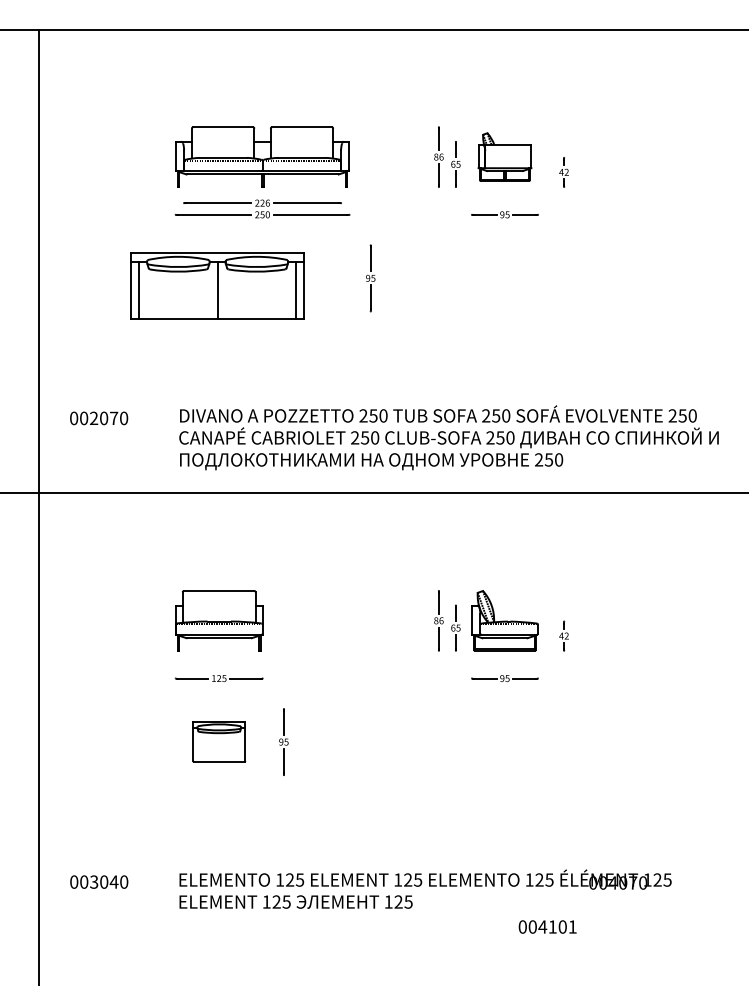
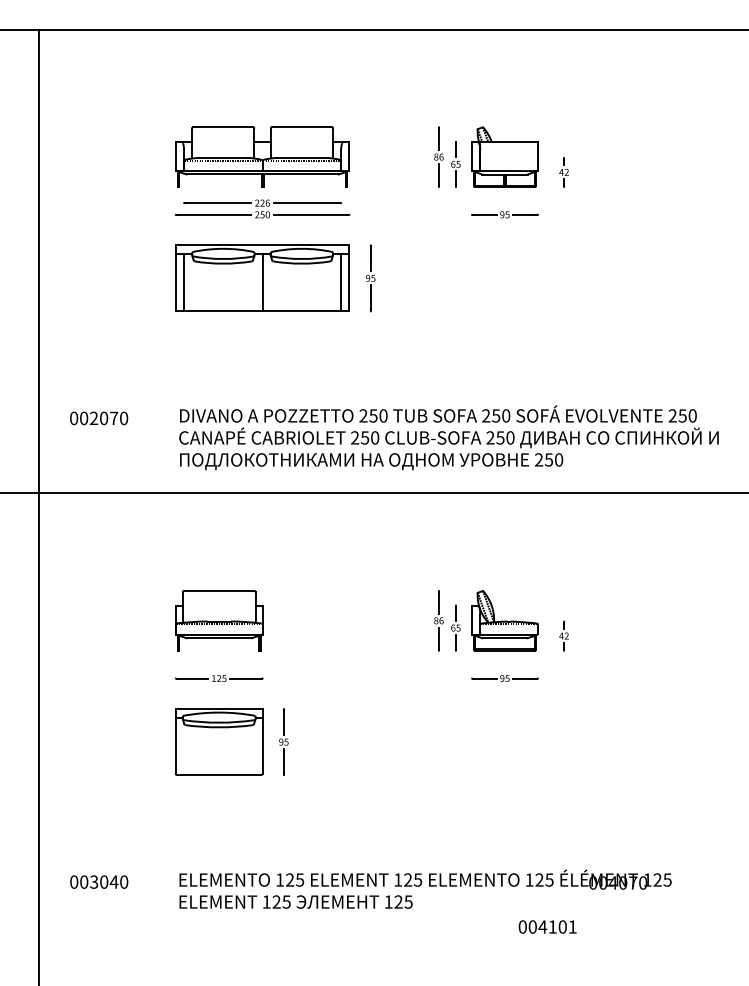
part size: 56x50 px -> 68x62 px (504, 156)
part position: (217, 285) -> (262, 277) (262, 277)
part size: 55x42 px -> 89x68 px (219, 741)
